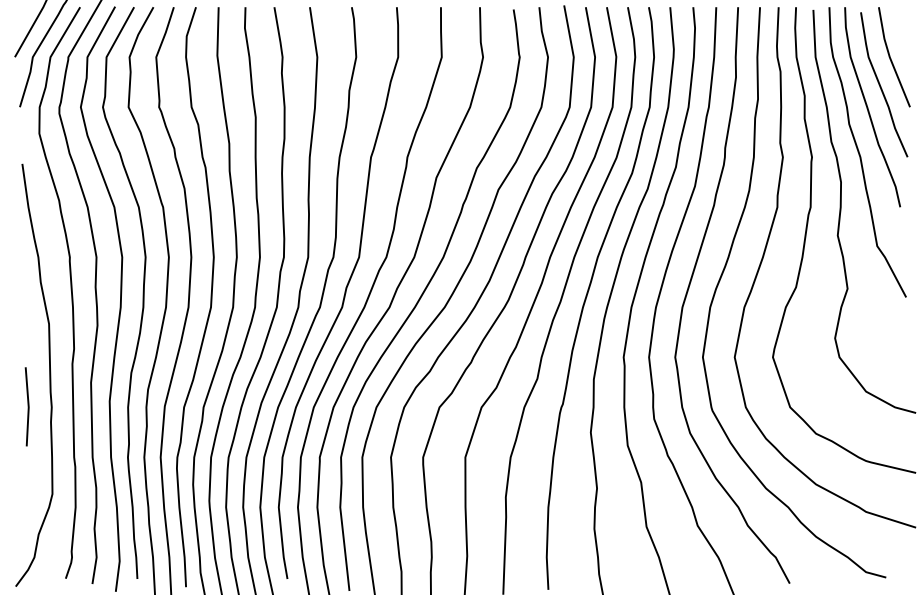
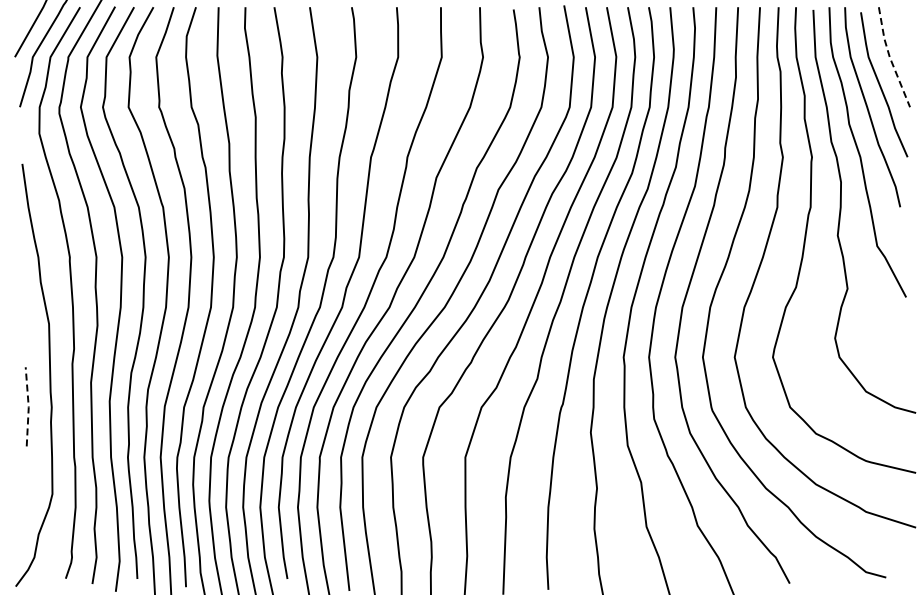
line: solid -> dashed (889, 57)
line: solid -> dashed (28, 407)
